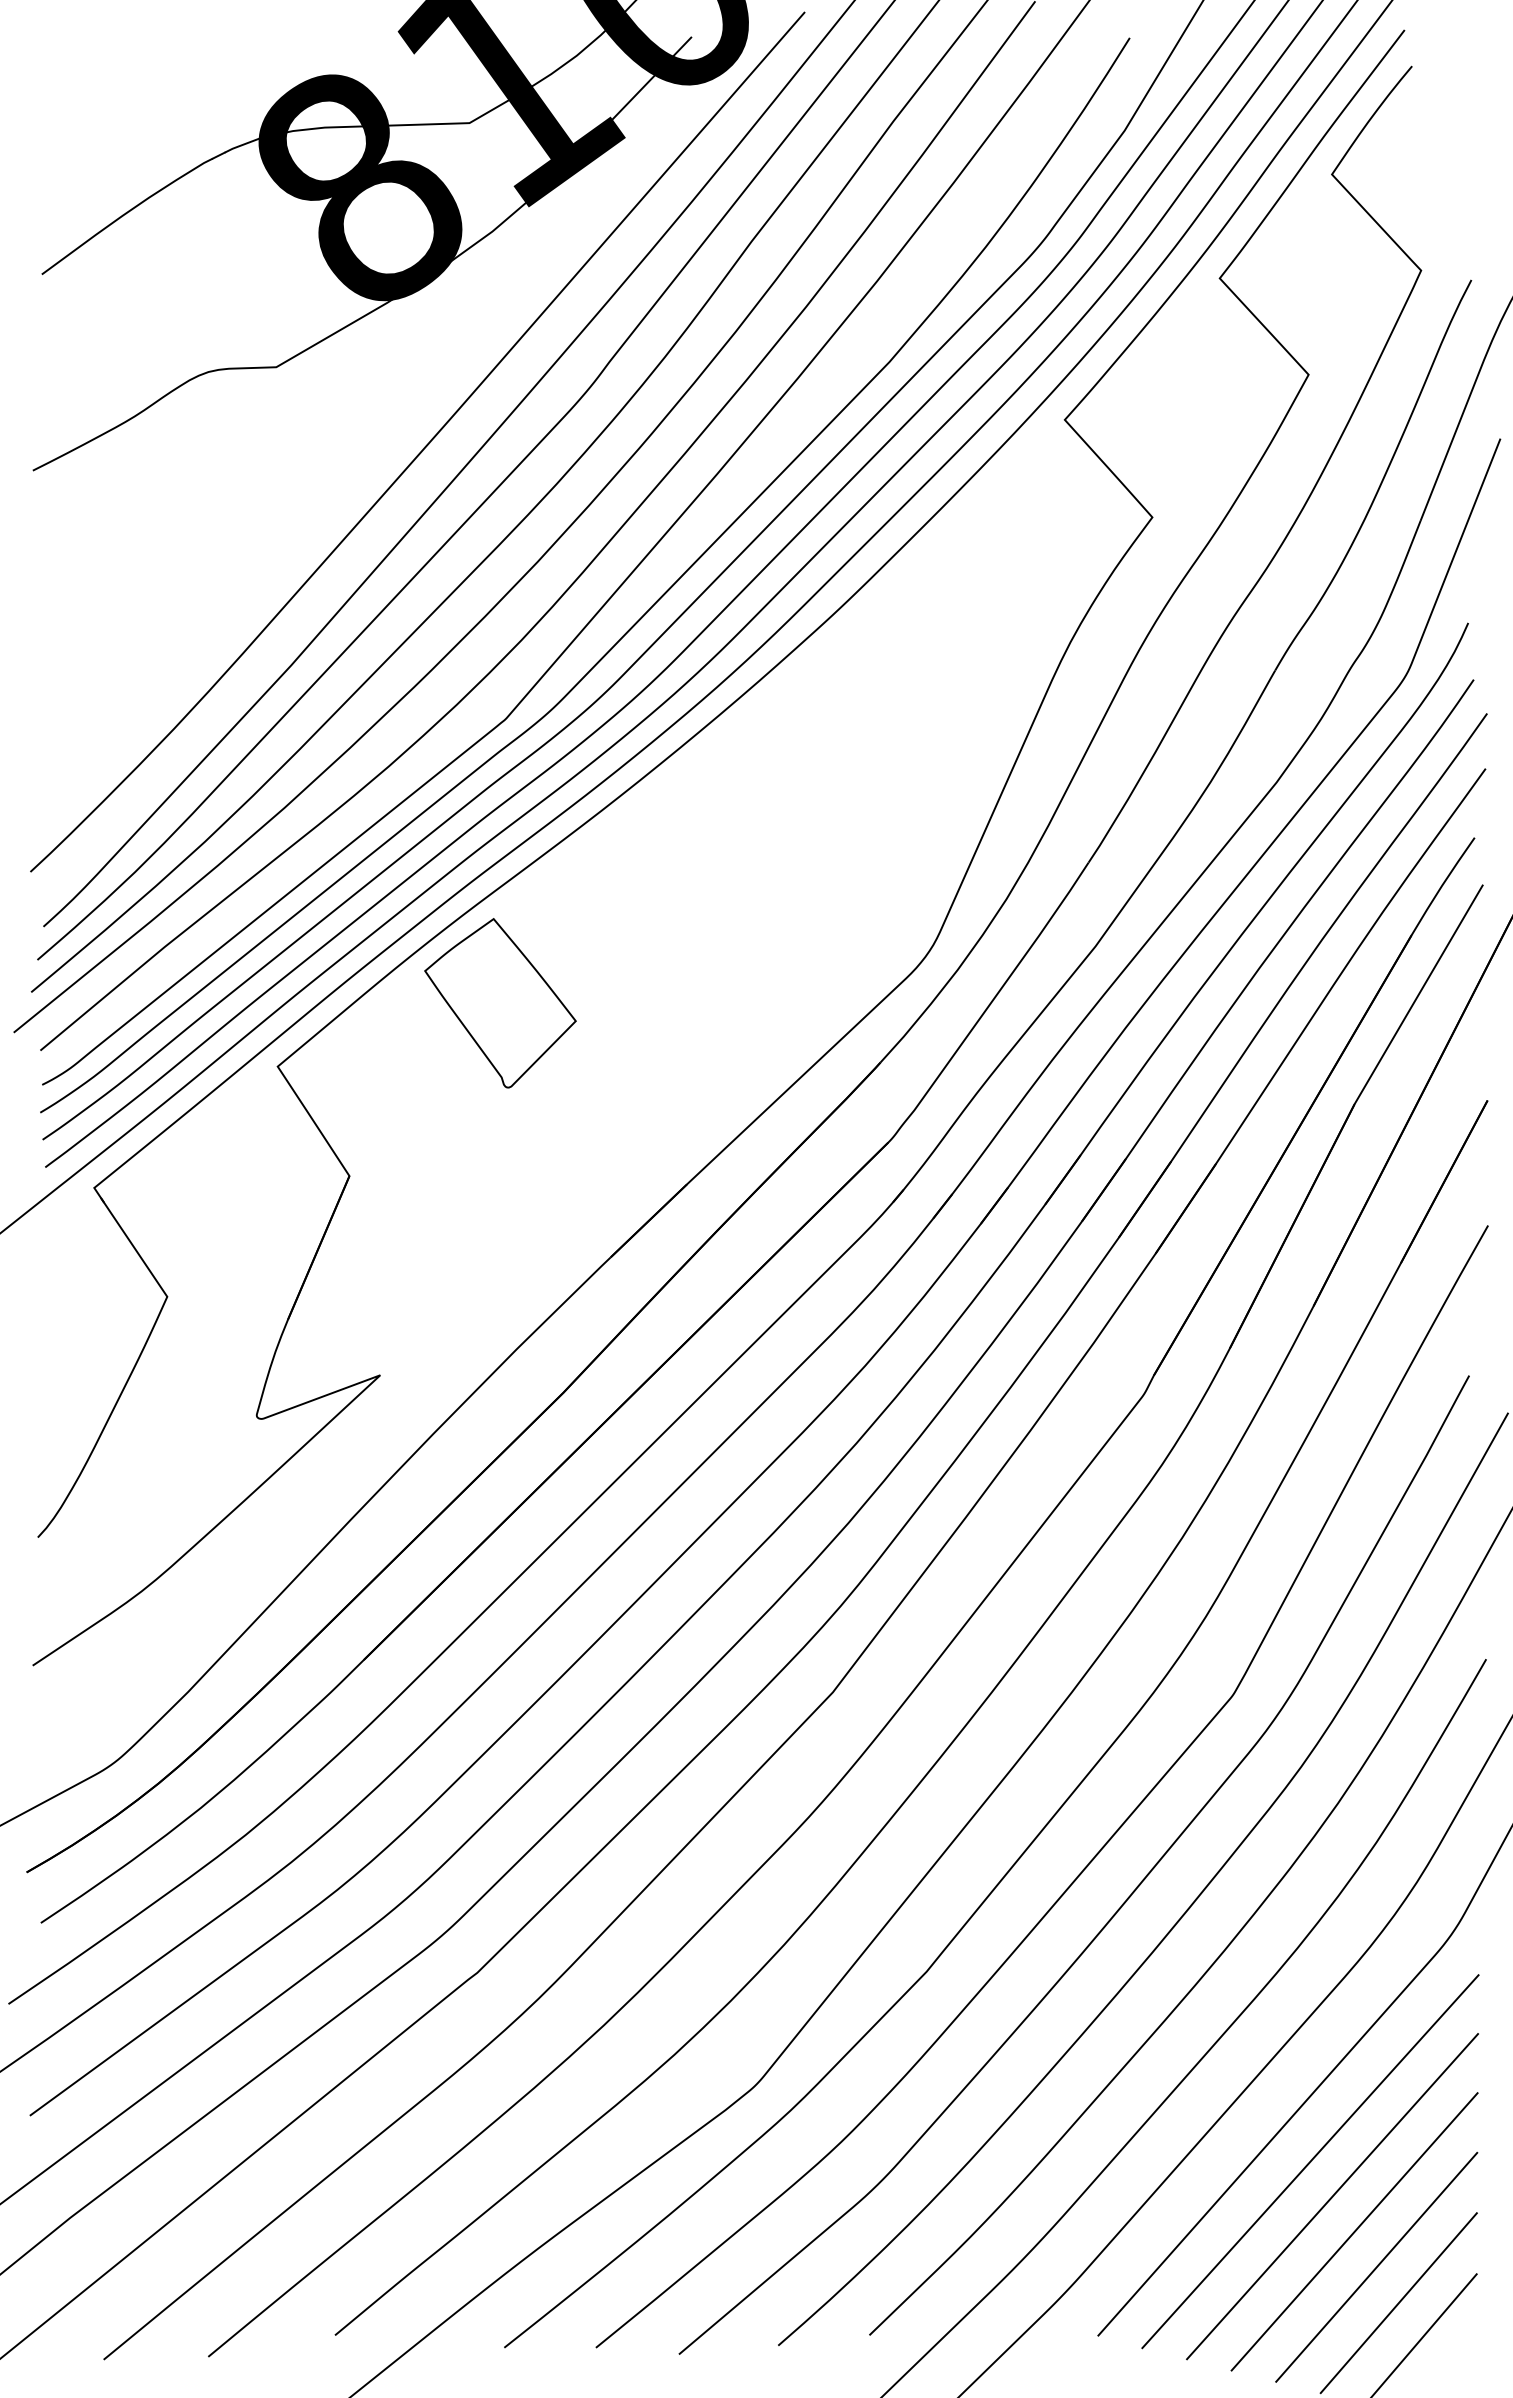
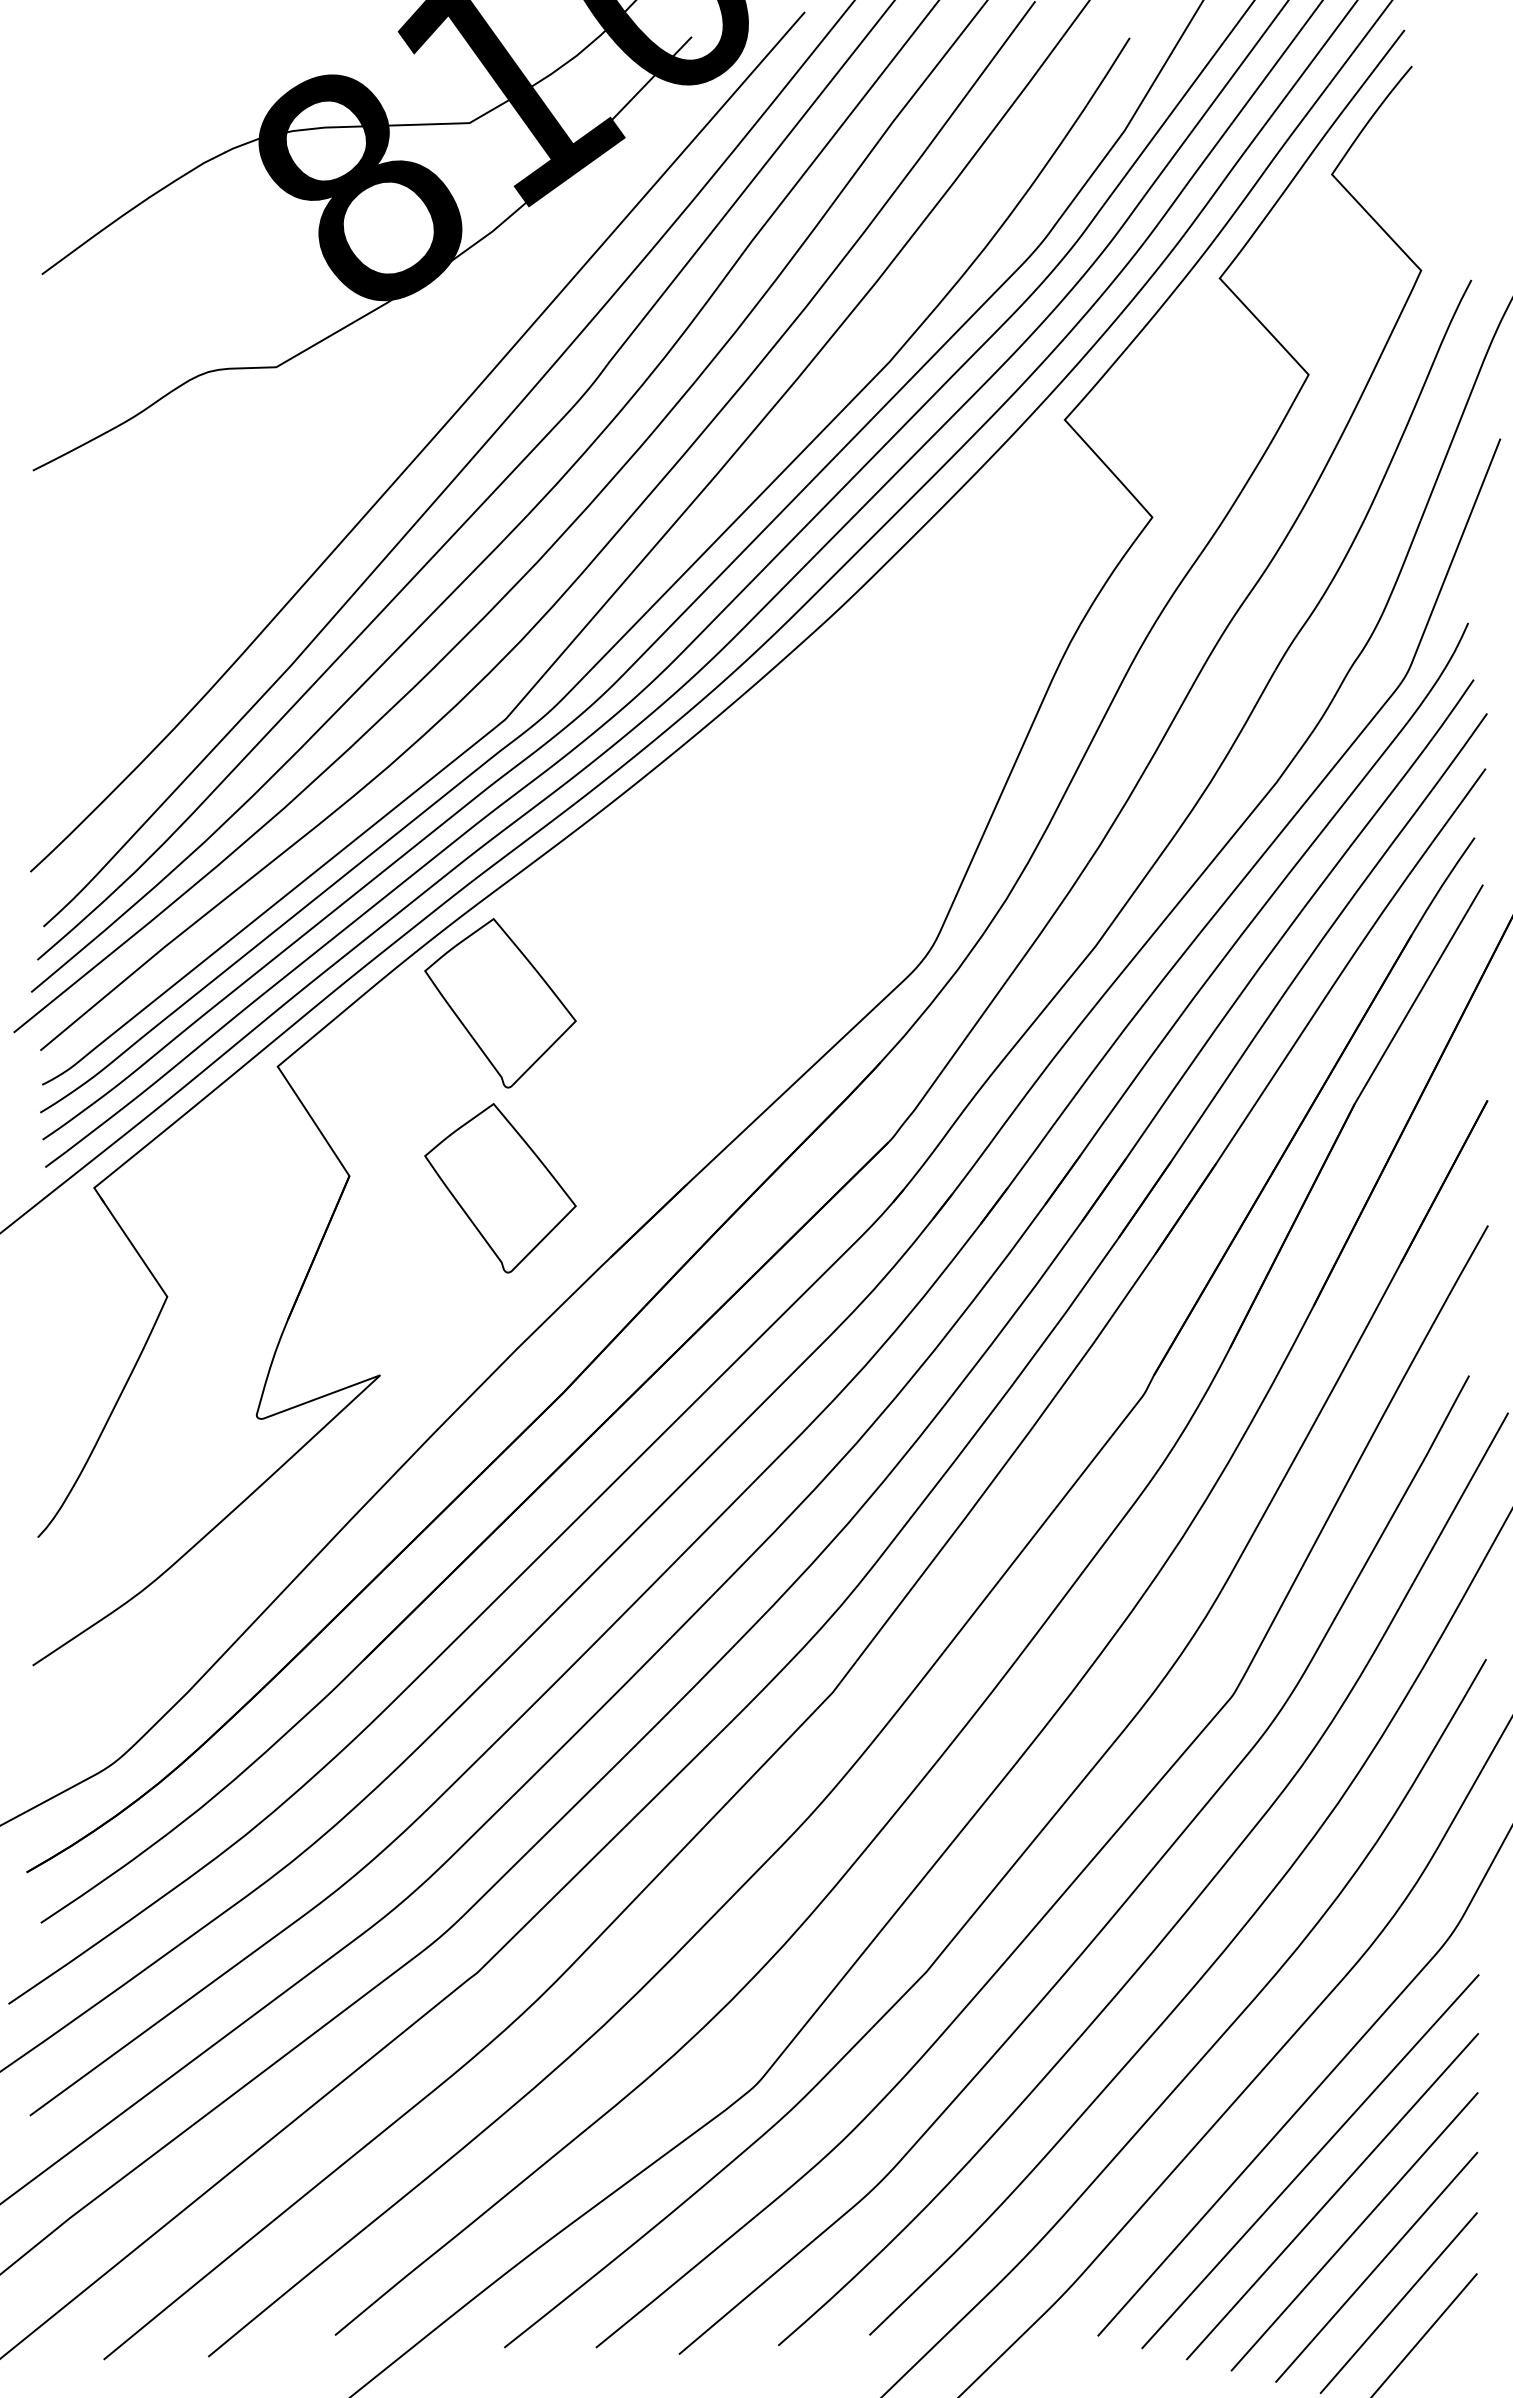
part: none -> present (500, 1188)
